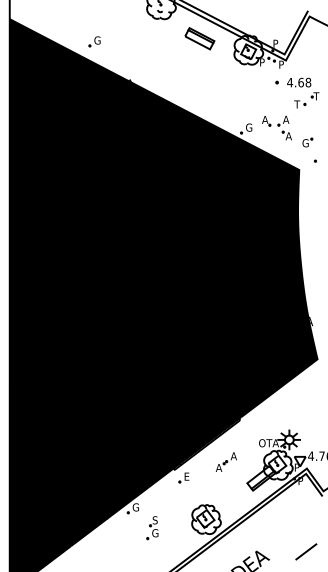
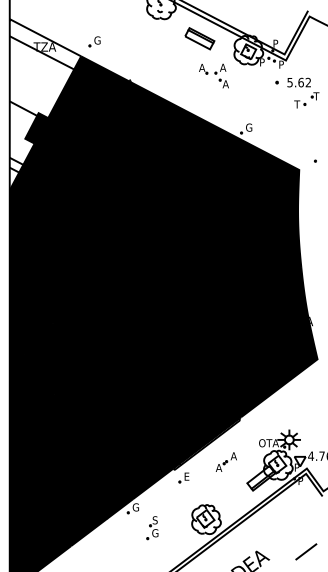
text: 4.68 -> 5.62 (299, 82)
fill: present -> none (45, 104)
part position: (276, 127) -> (213, 75) (213, 75)
part: present -> none (307, 142)
